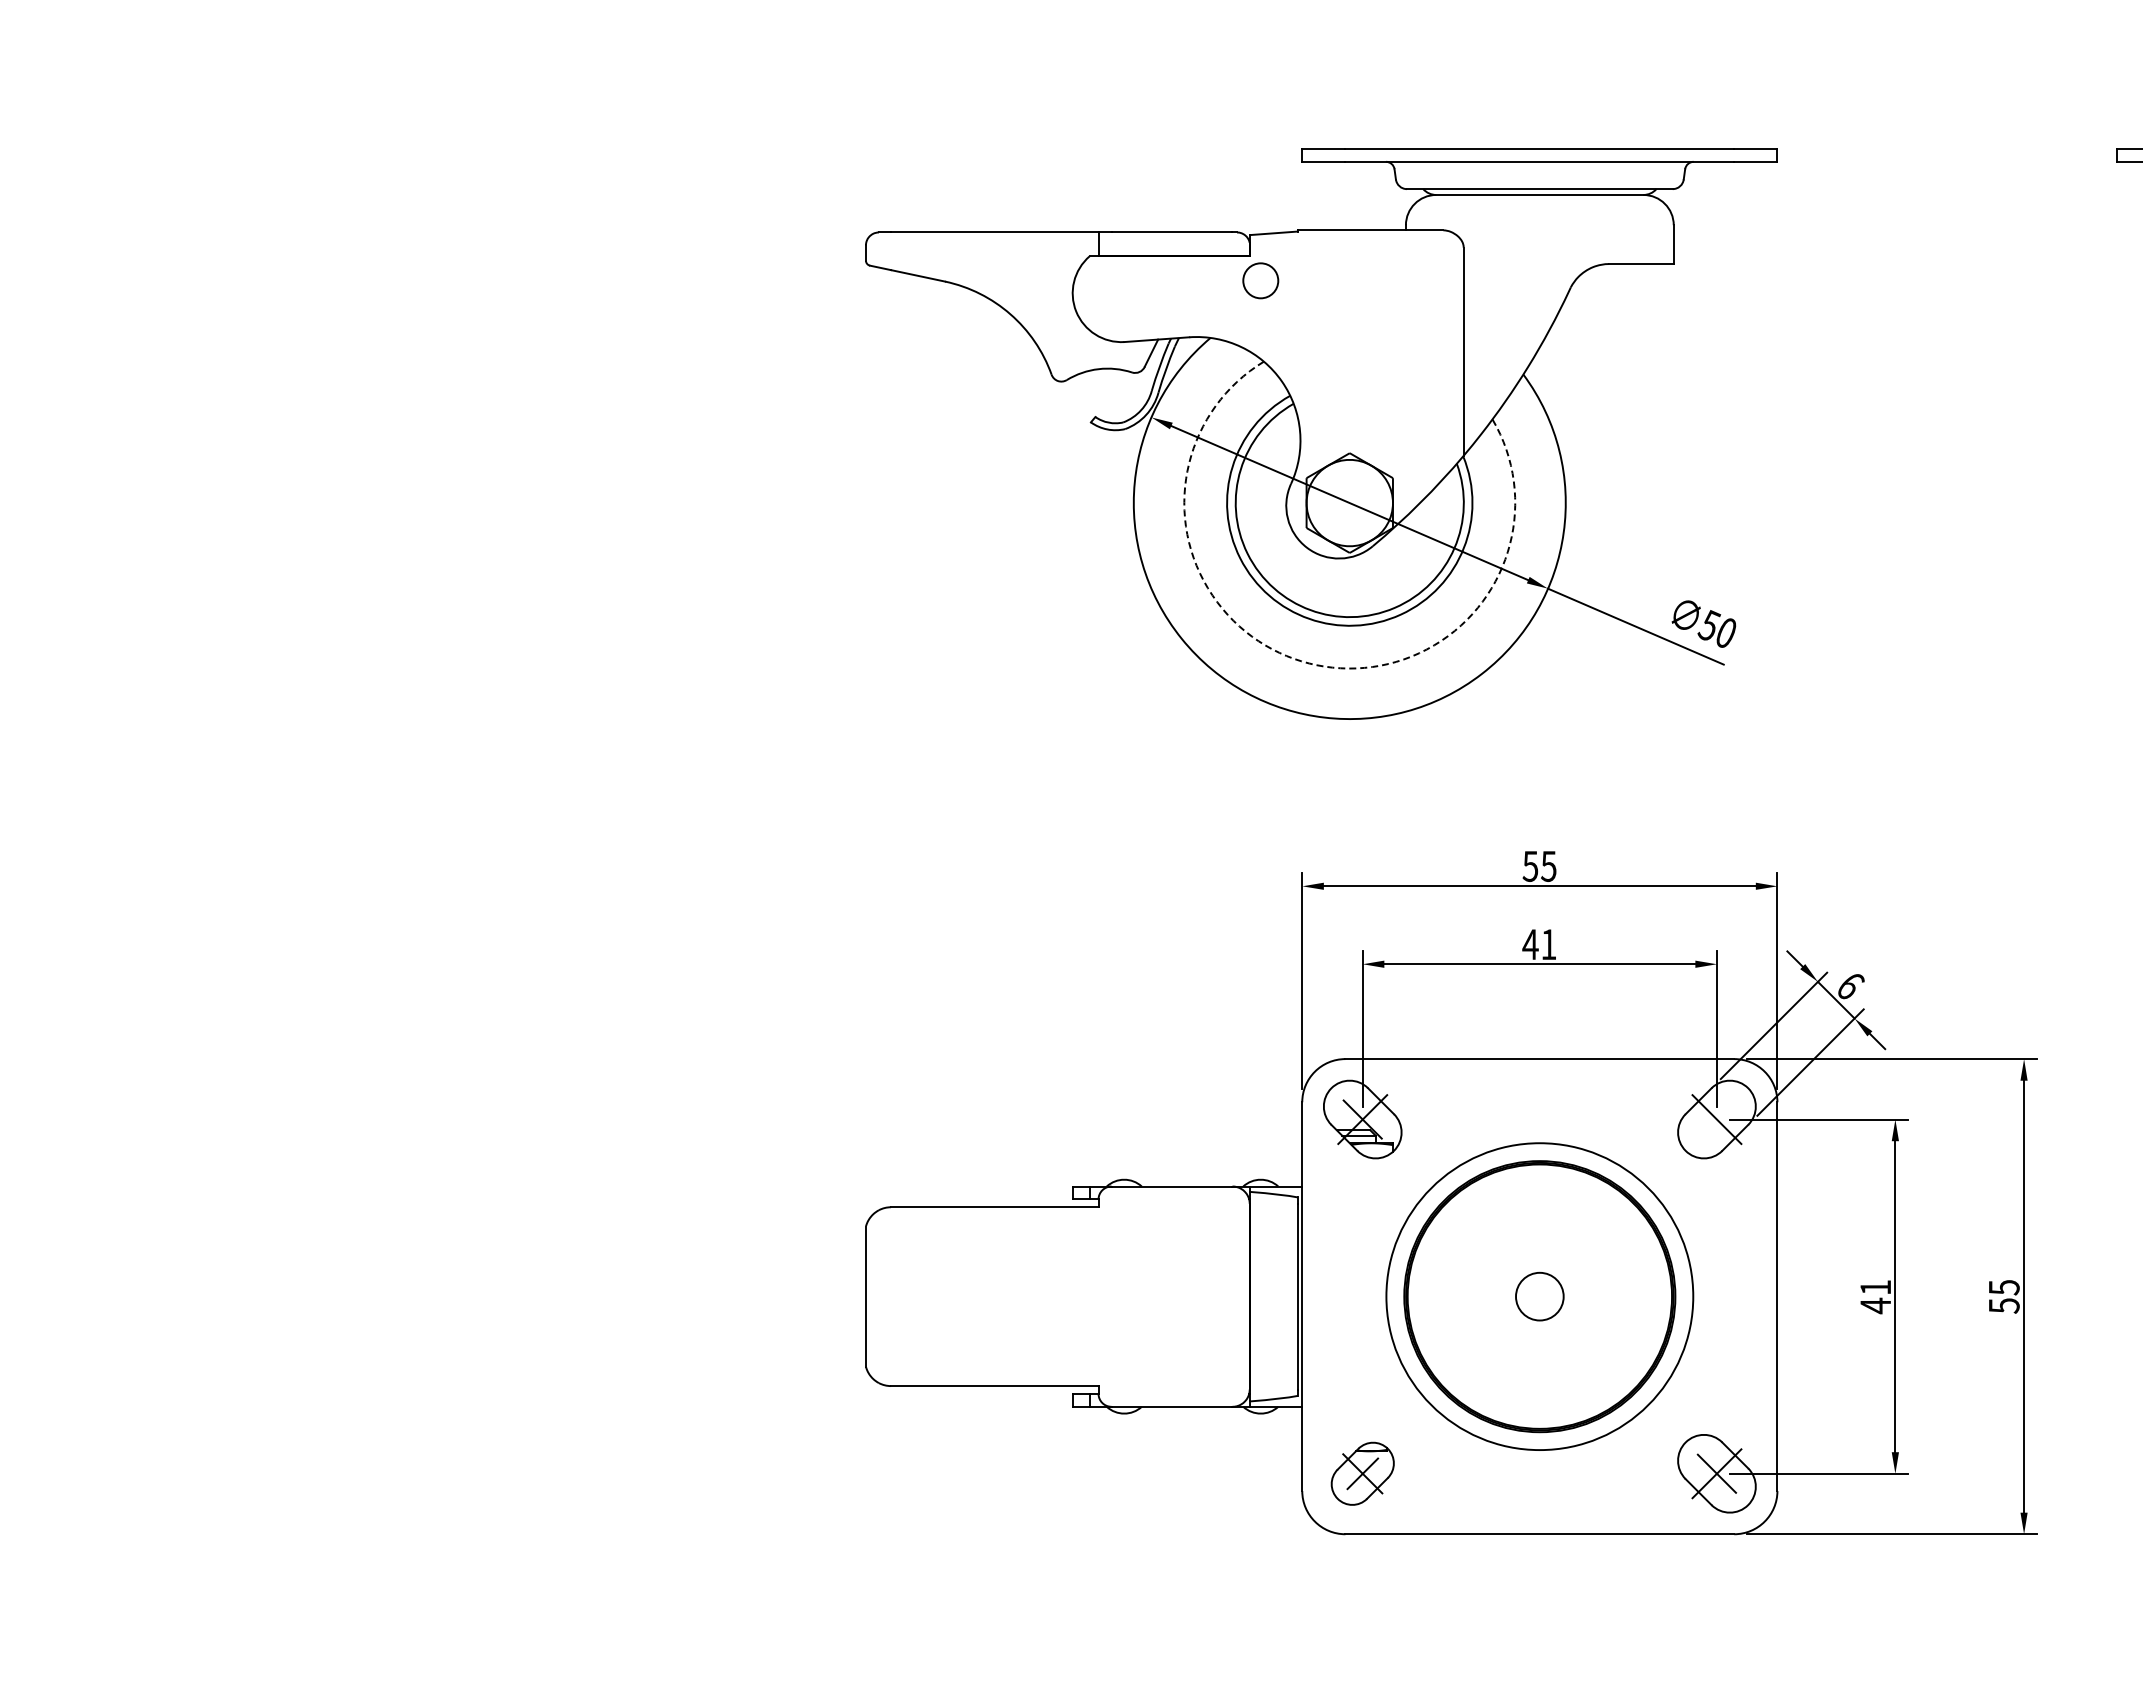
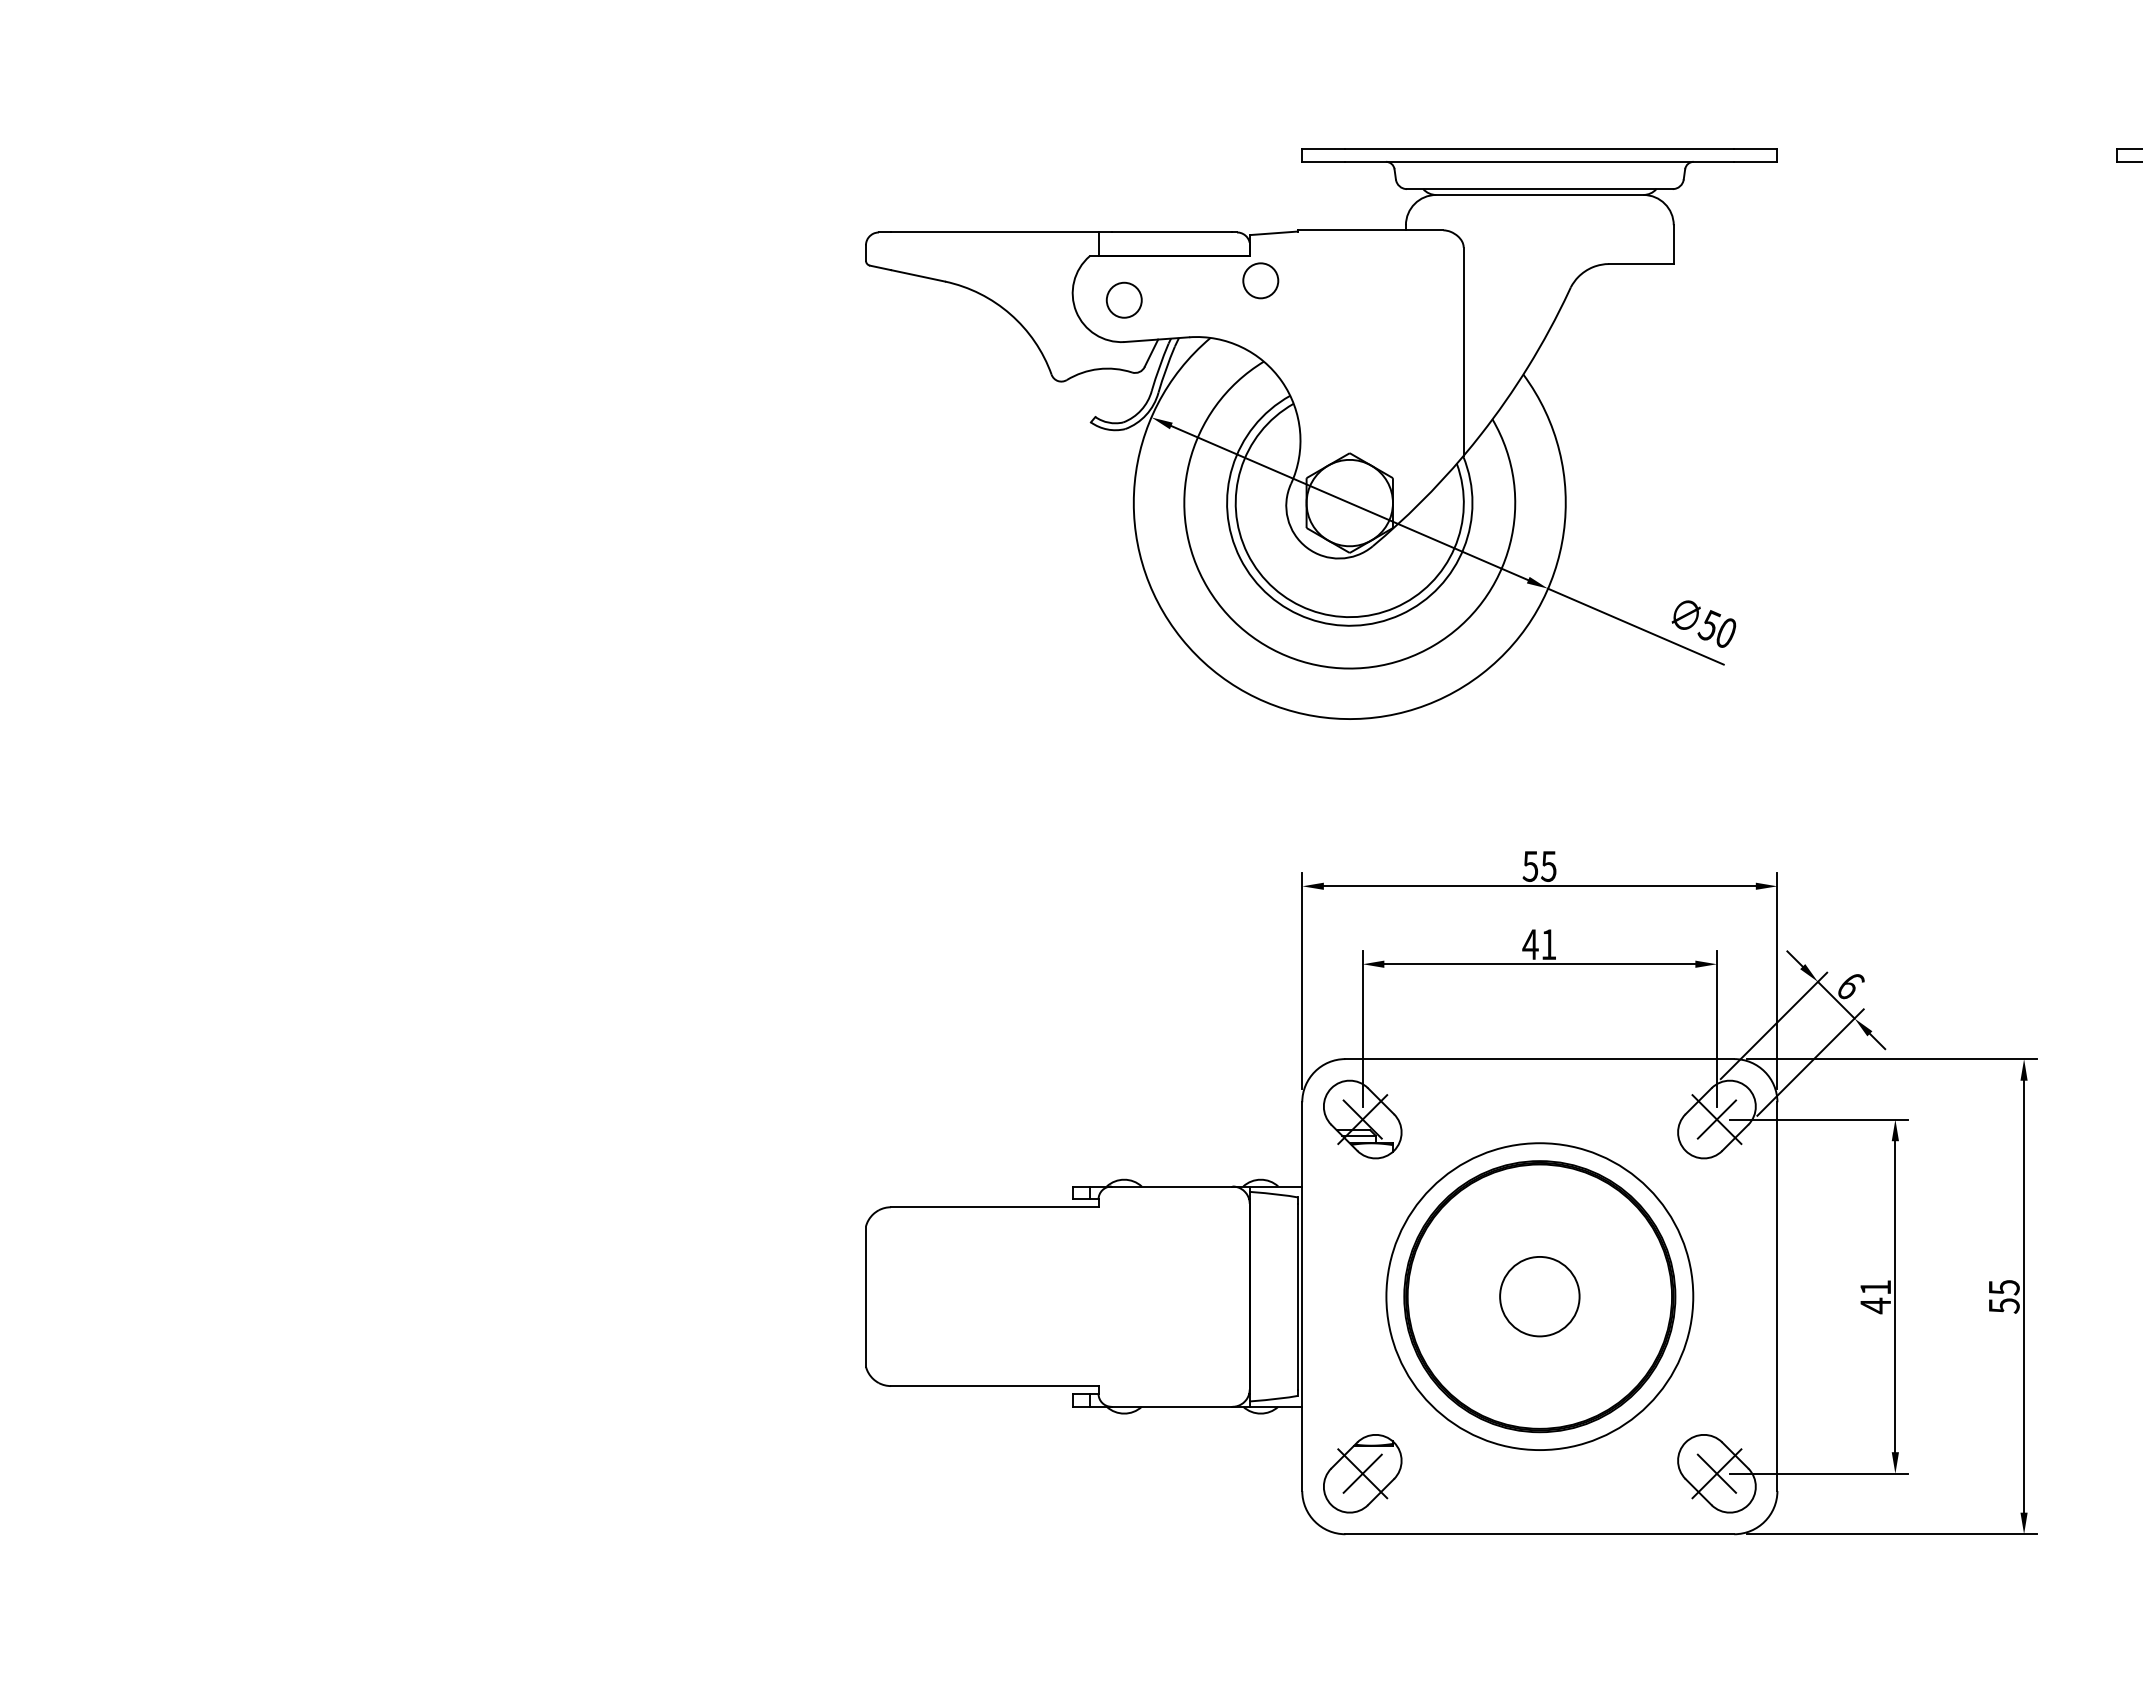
circle: none -> present (1123, 299)
arc: dashed -> solid (1309, 663)
line: none -> present (1716, 1119)
circle diameter: 48 px -> 79 px (1539, 1296)
part size: 65x65 px -> 80x80 px (1362, 1473)
